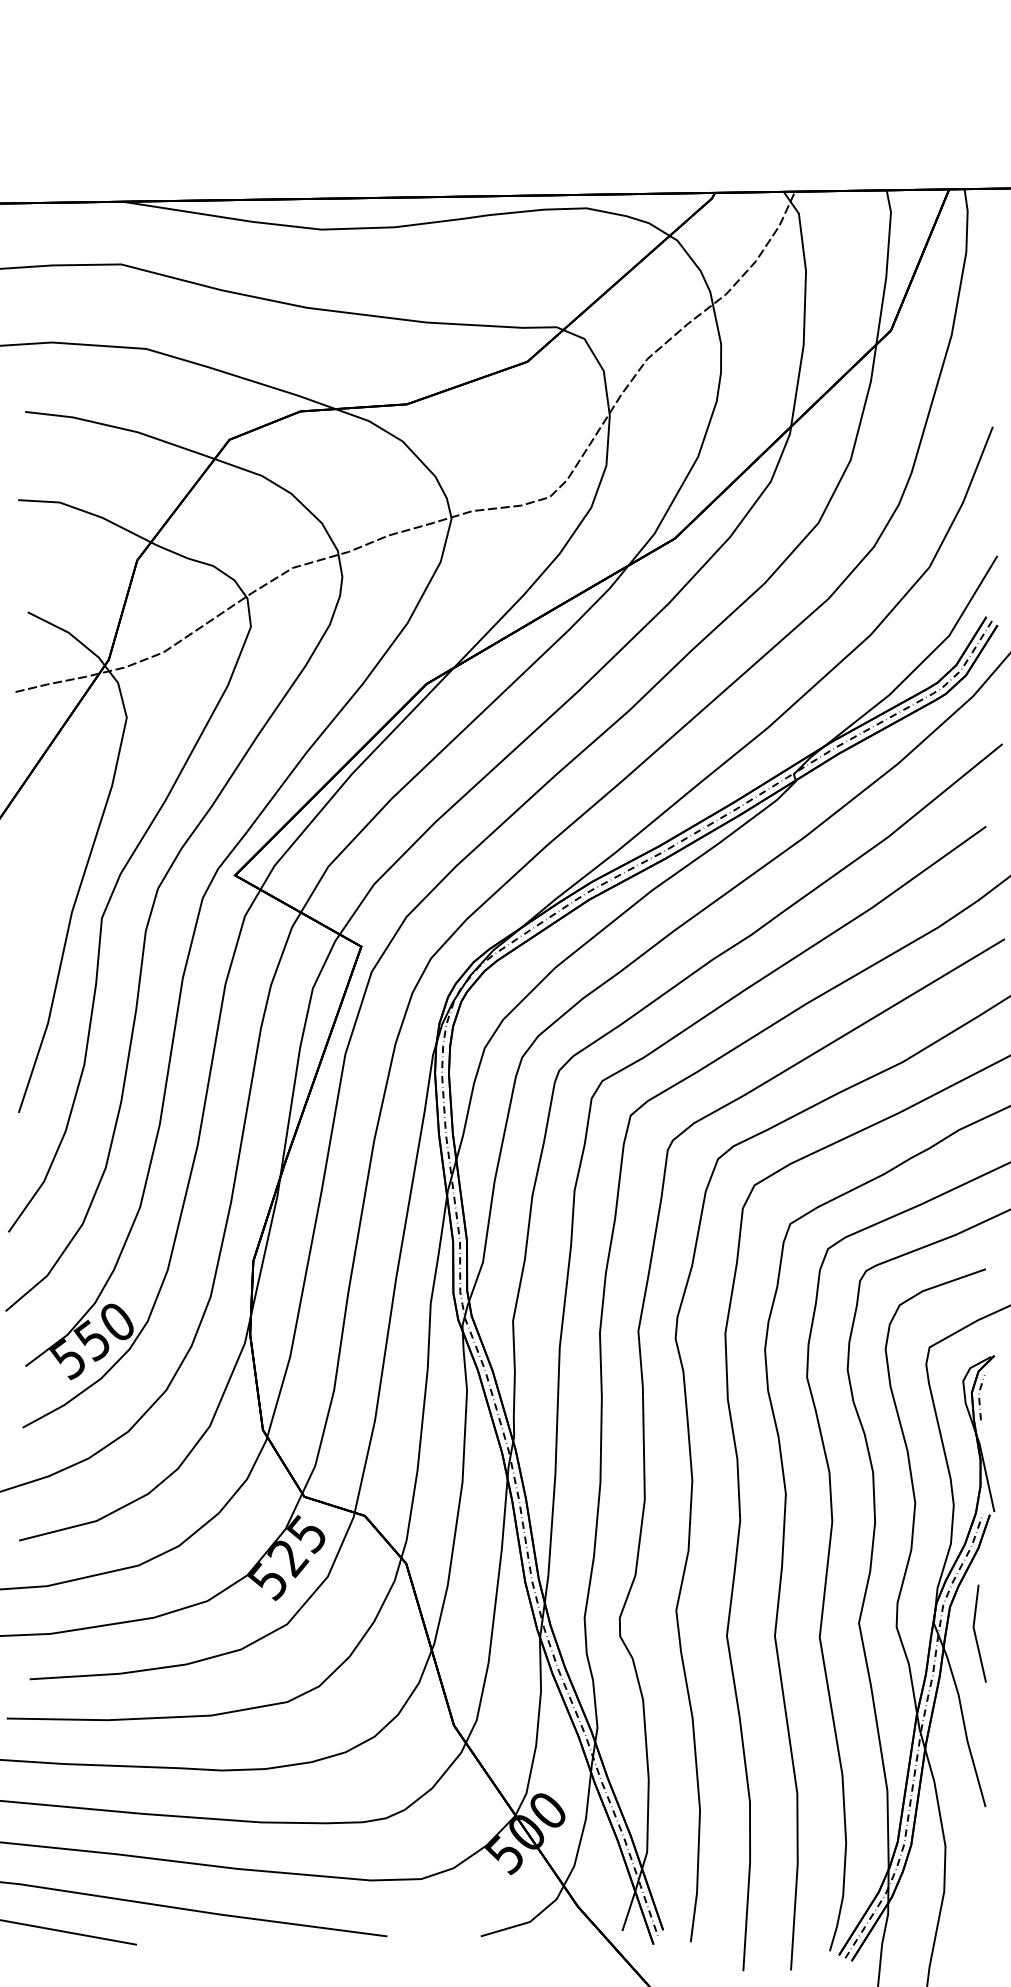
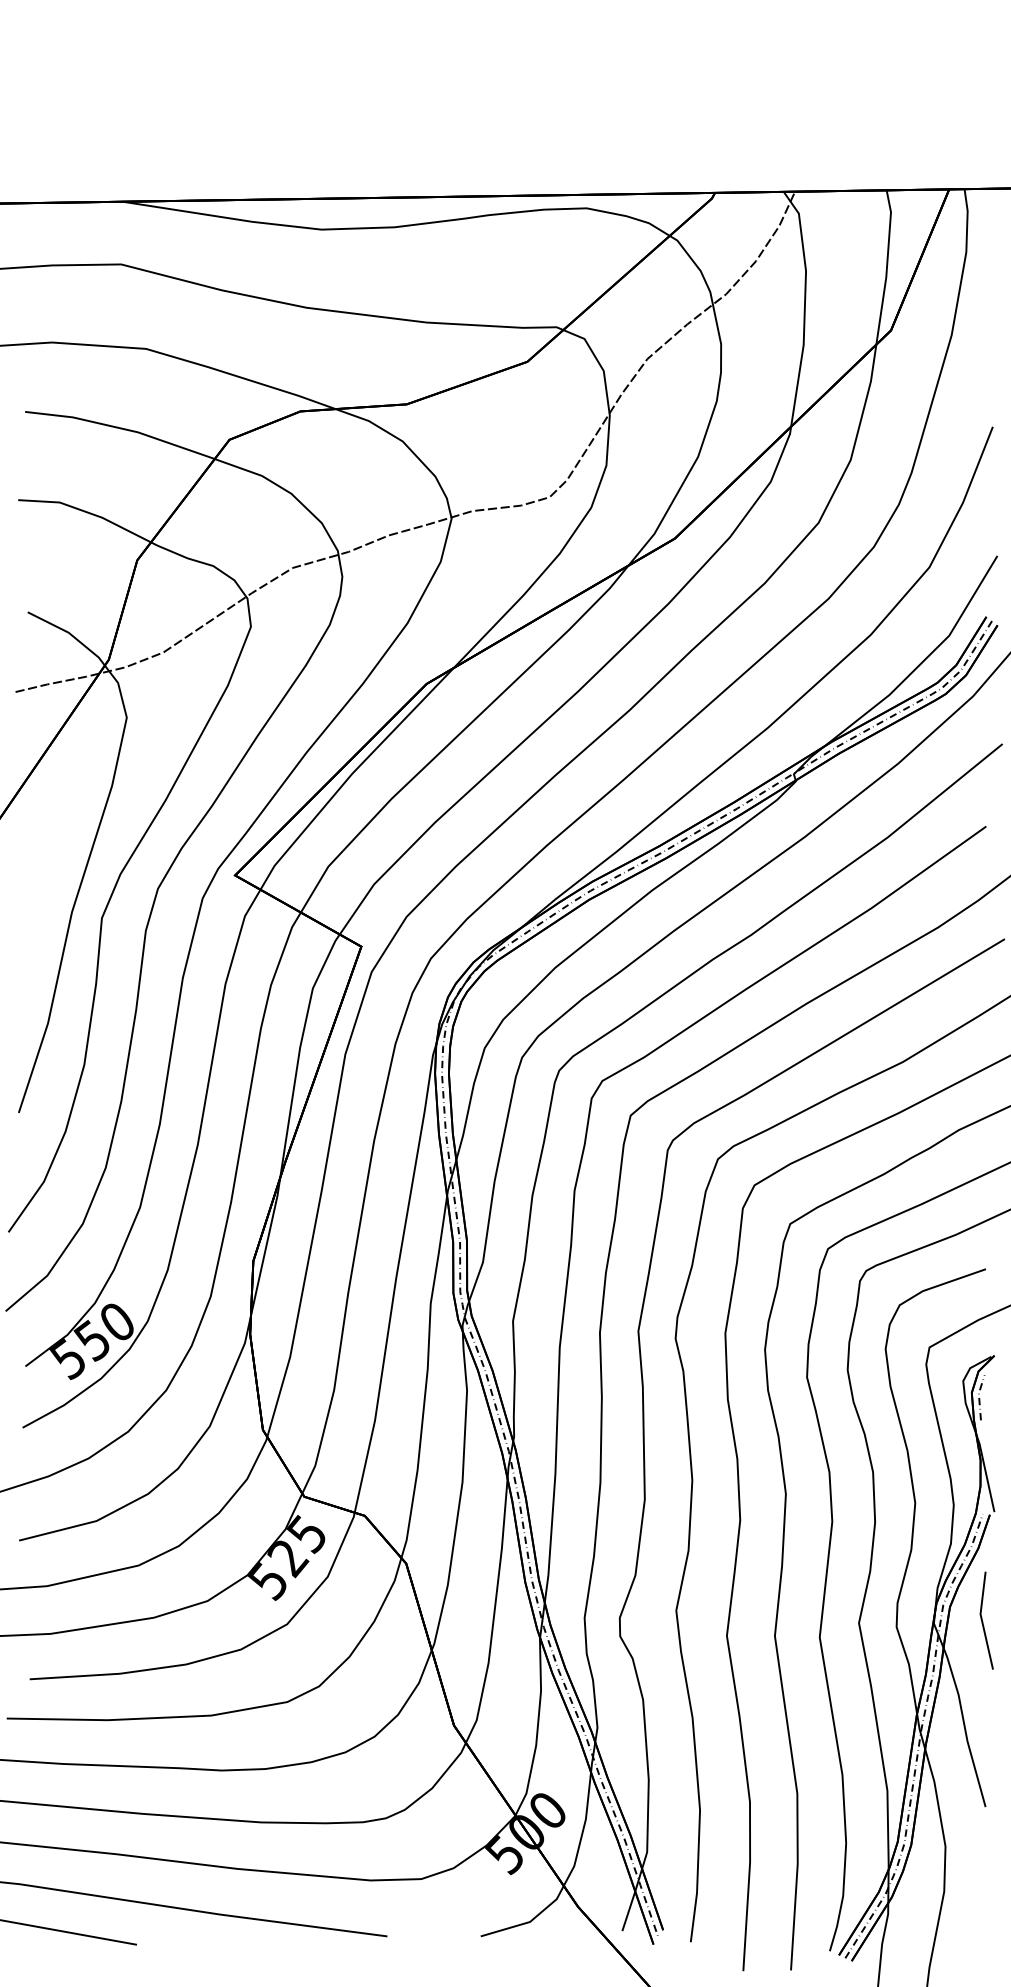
line position: (976, 1634) -> (983, 1621) (983, 1621)
